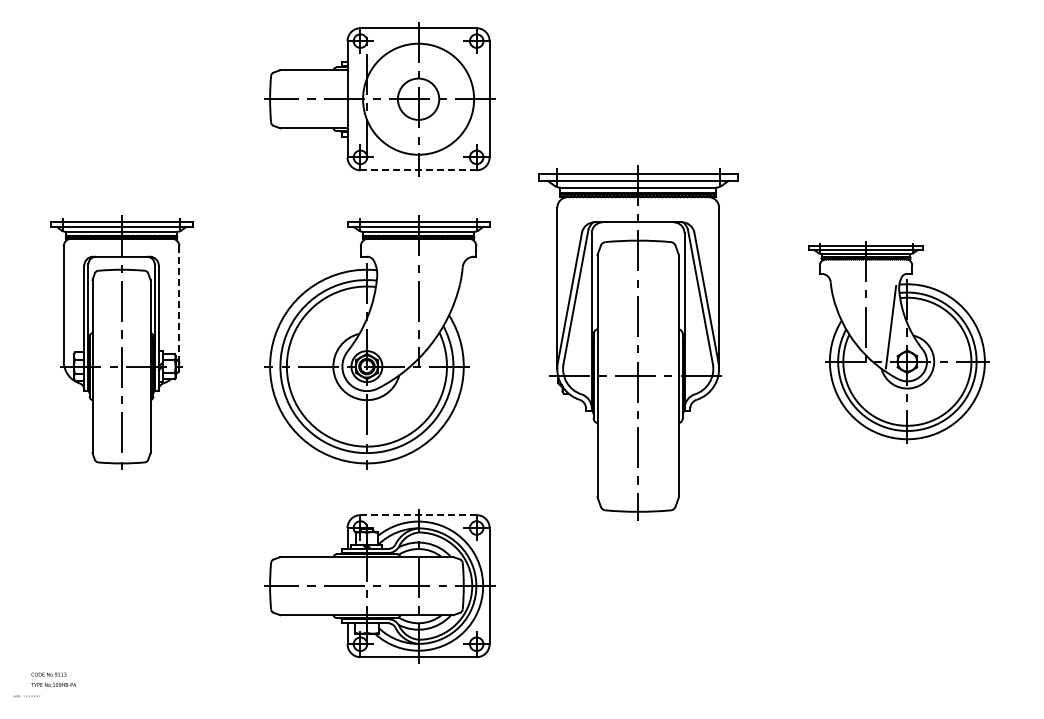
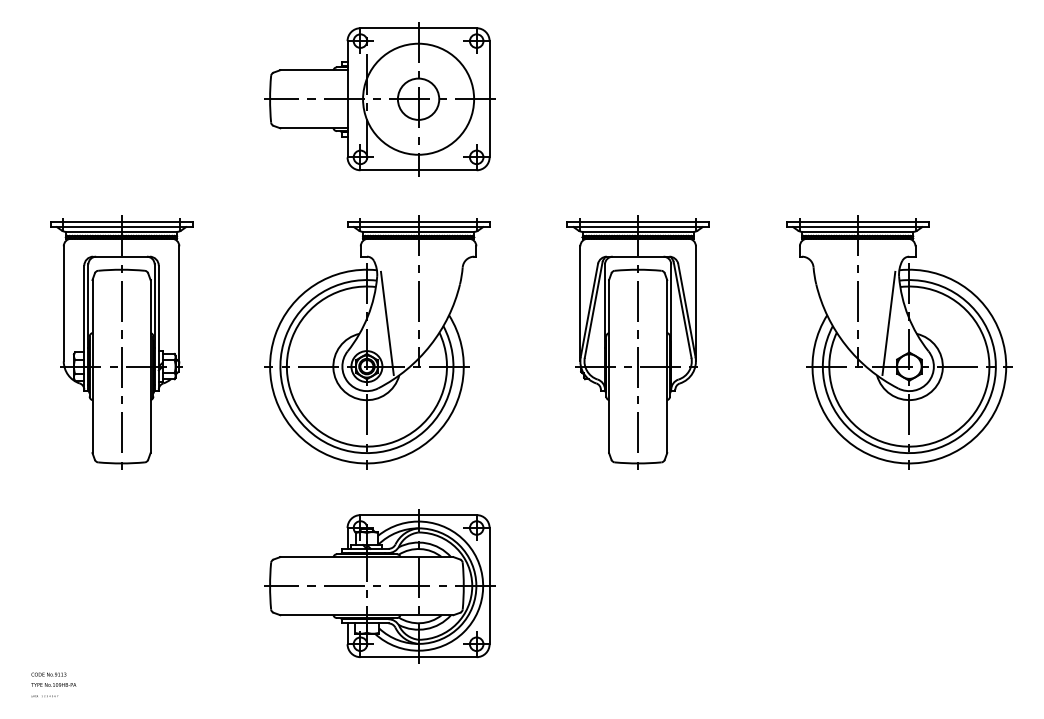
line: dashed -> solid (418, 170)
line: dashed -> solid (179, 303)
line: none -> present (387, 322)
part size: 201x356 px -> 144x255 px (637, 342)
part size: 182x203 px -> 227x255 px (899, 342)
line: dashed -> solid (418, 515)
text position: (26, 696) -> (44, 696) (44, 696)
